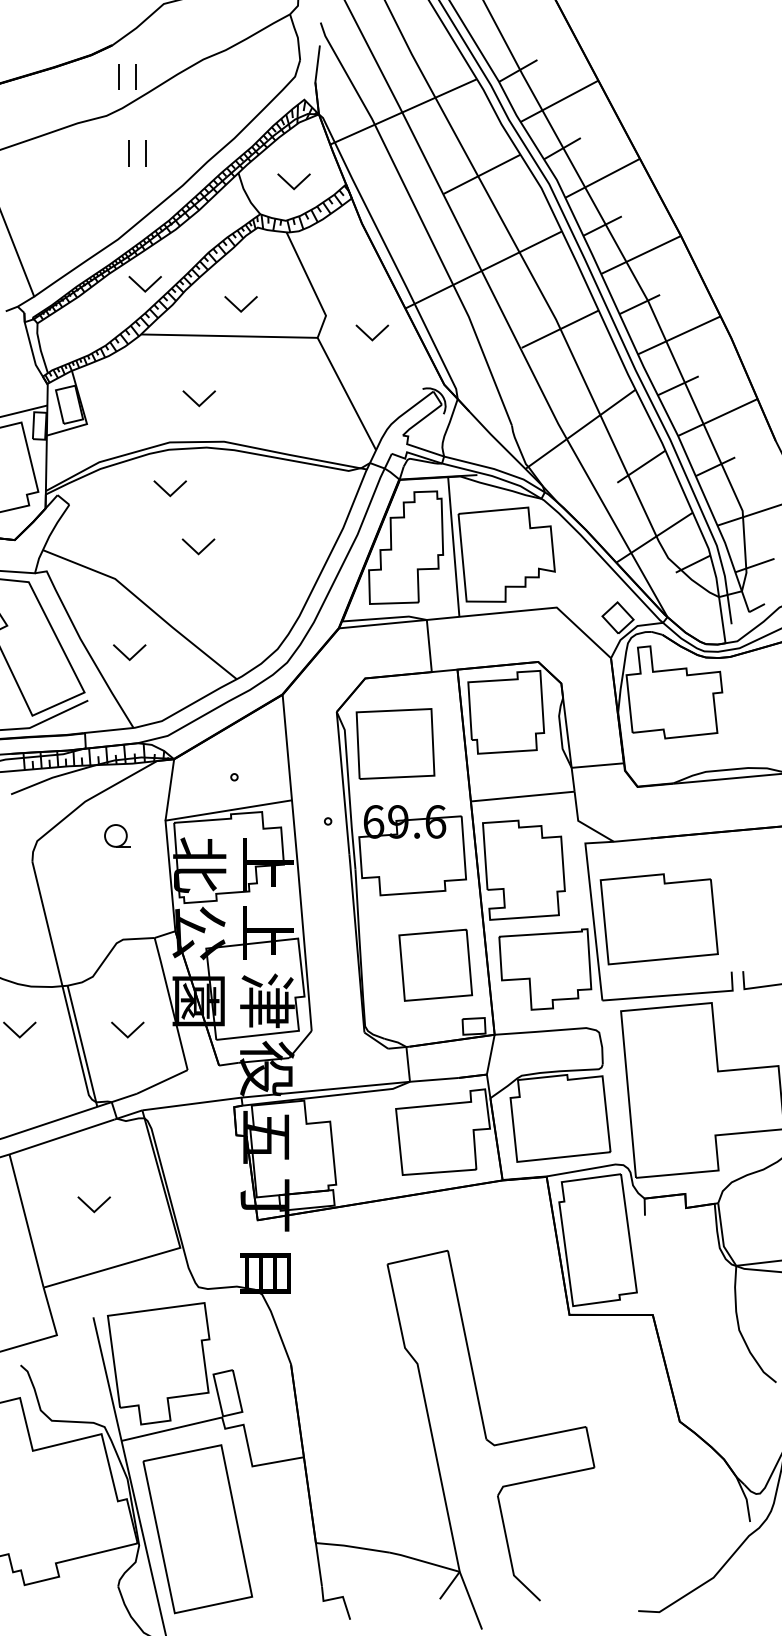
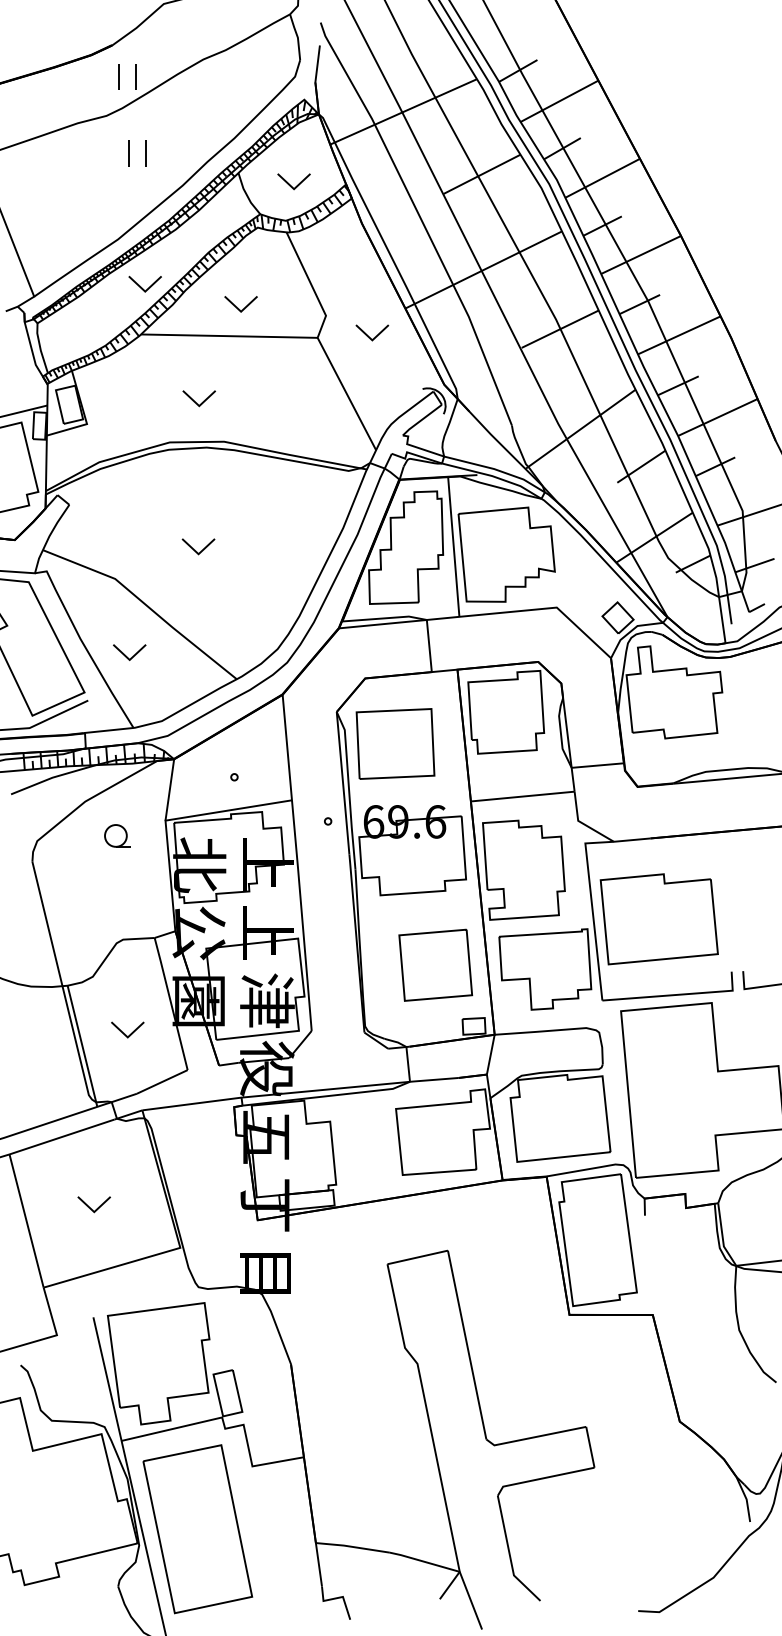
part: present -> none (169, 488)
part: present -> none (19, 1029)
